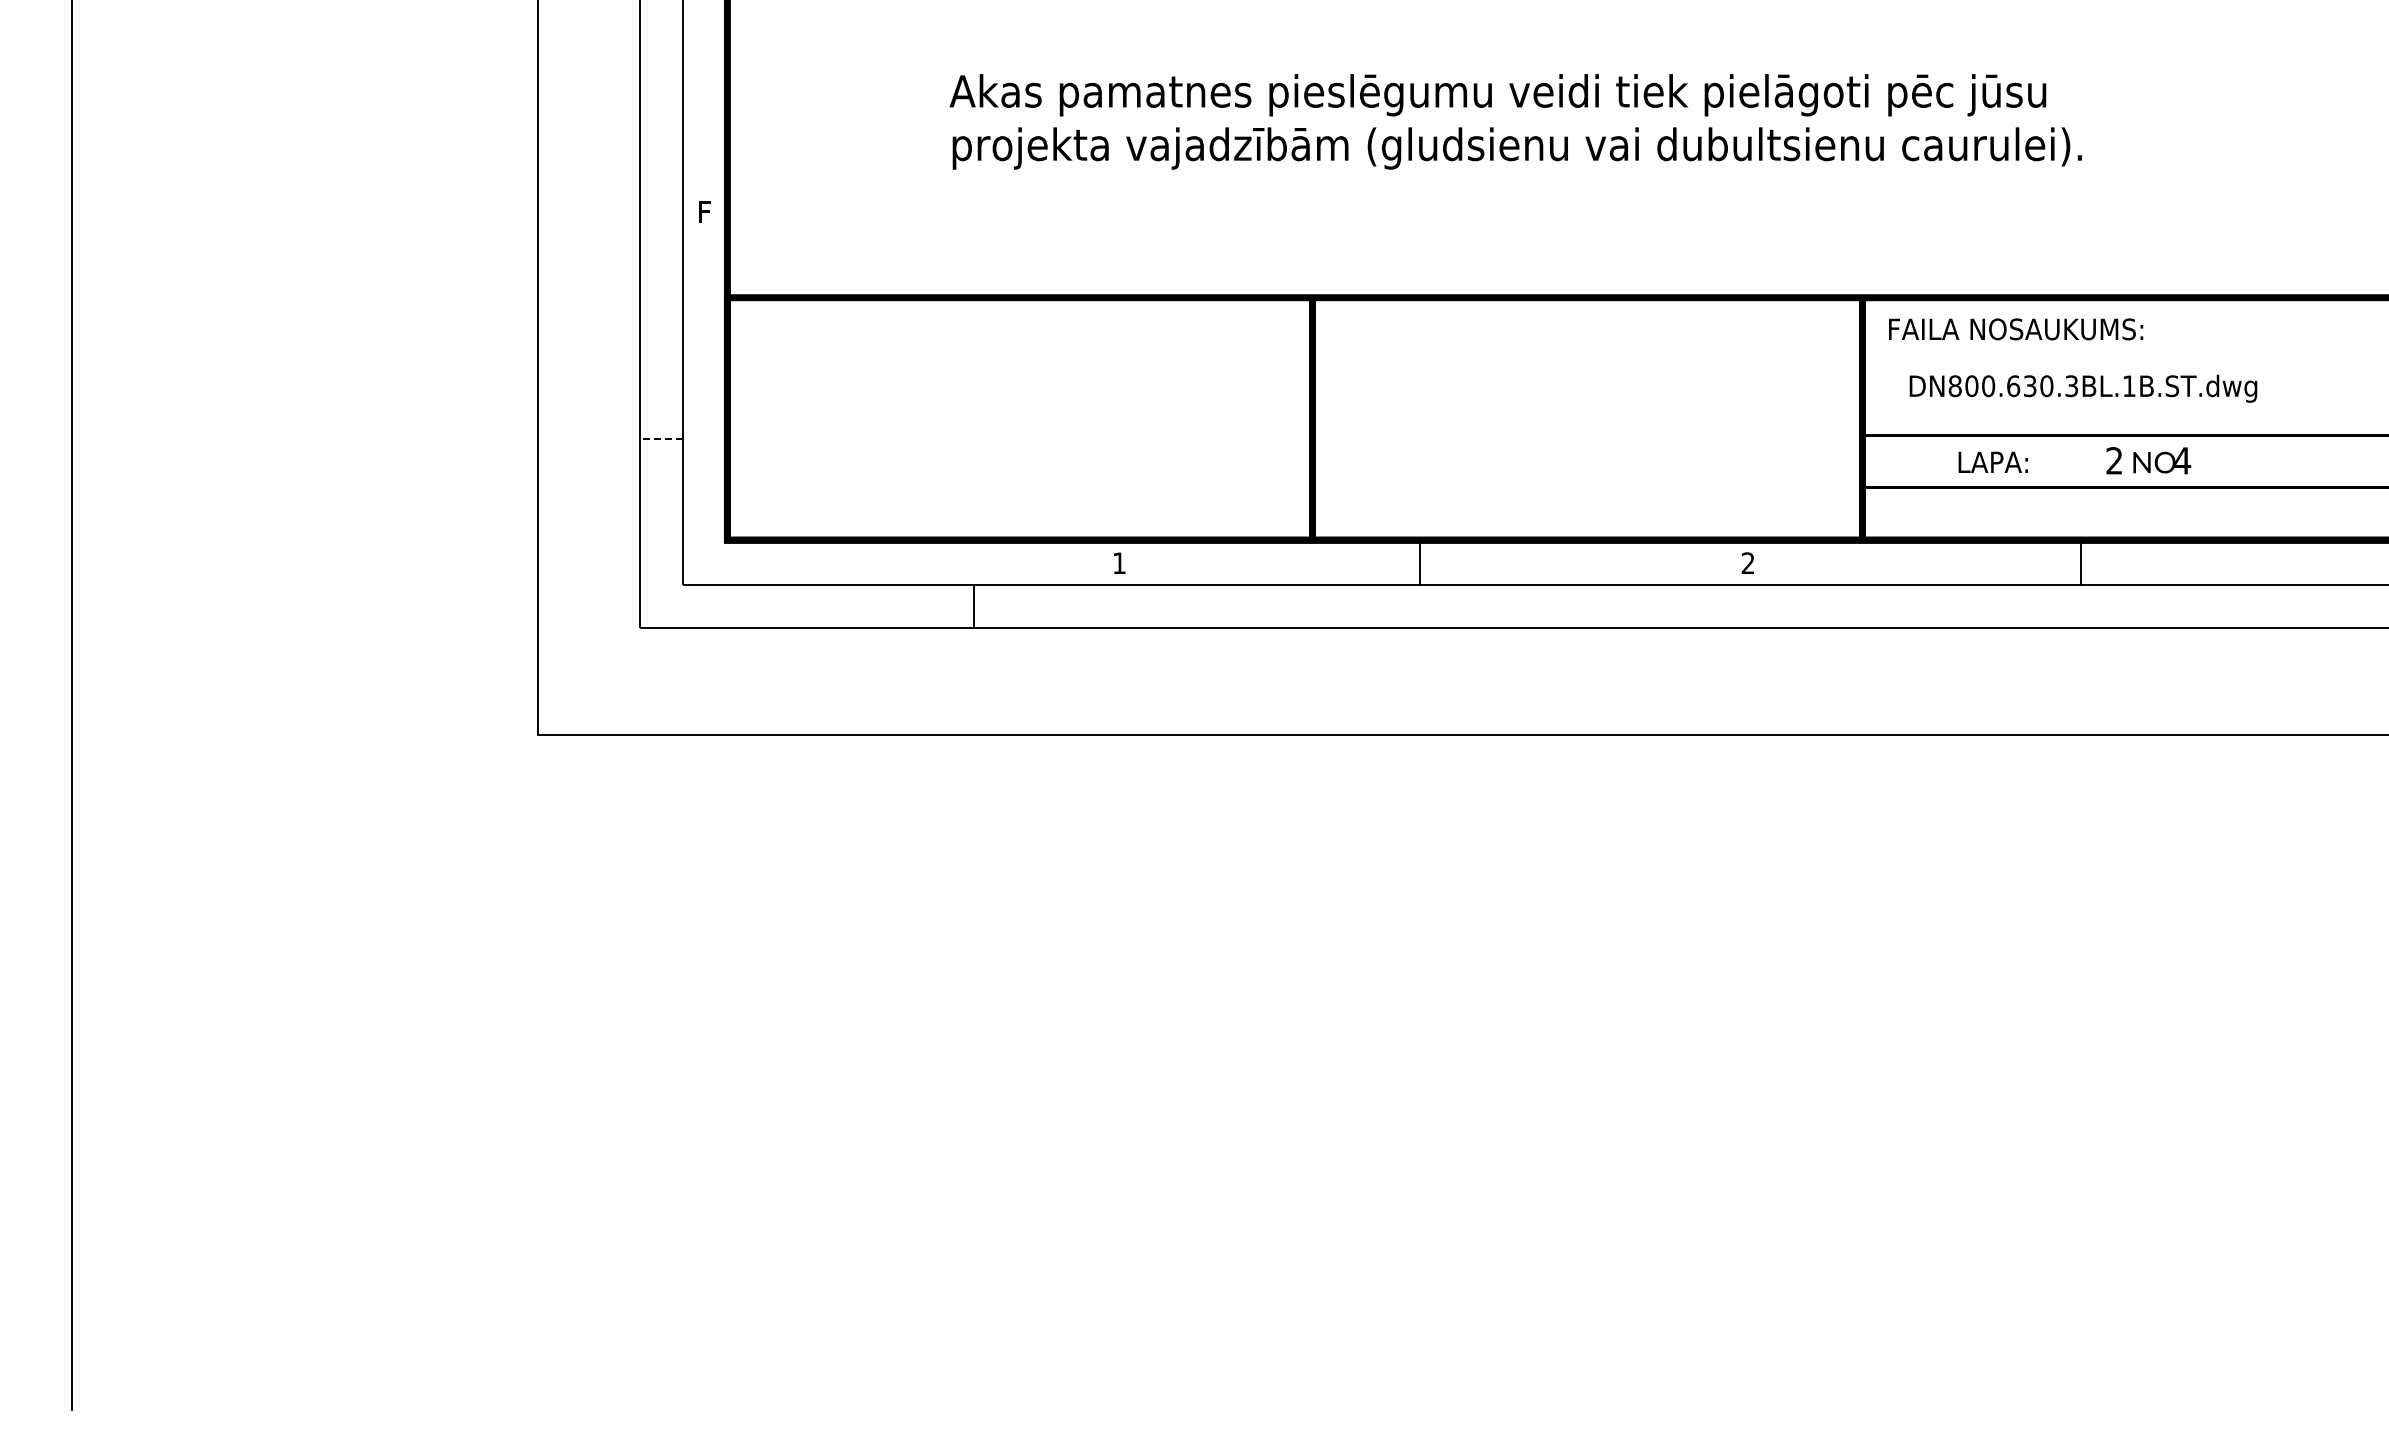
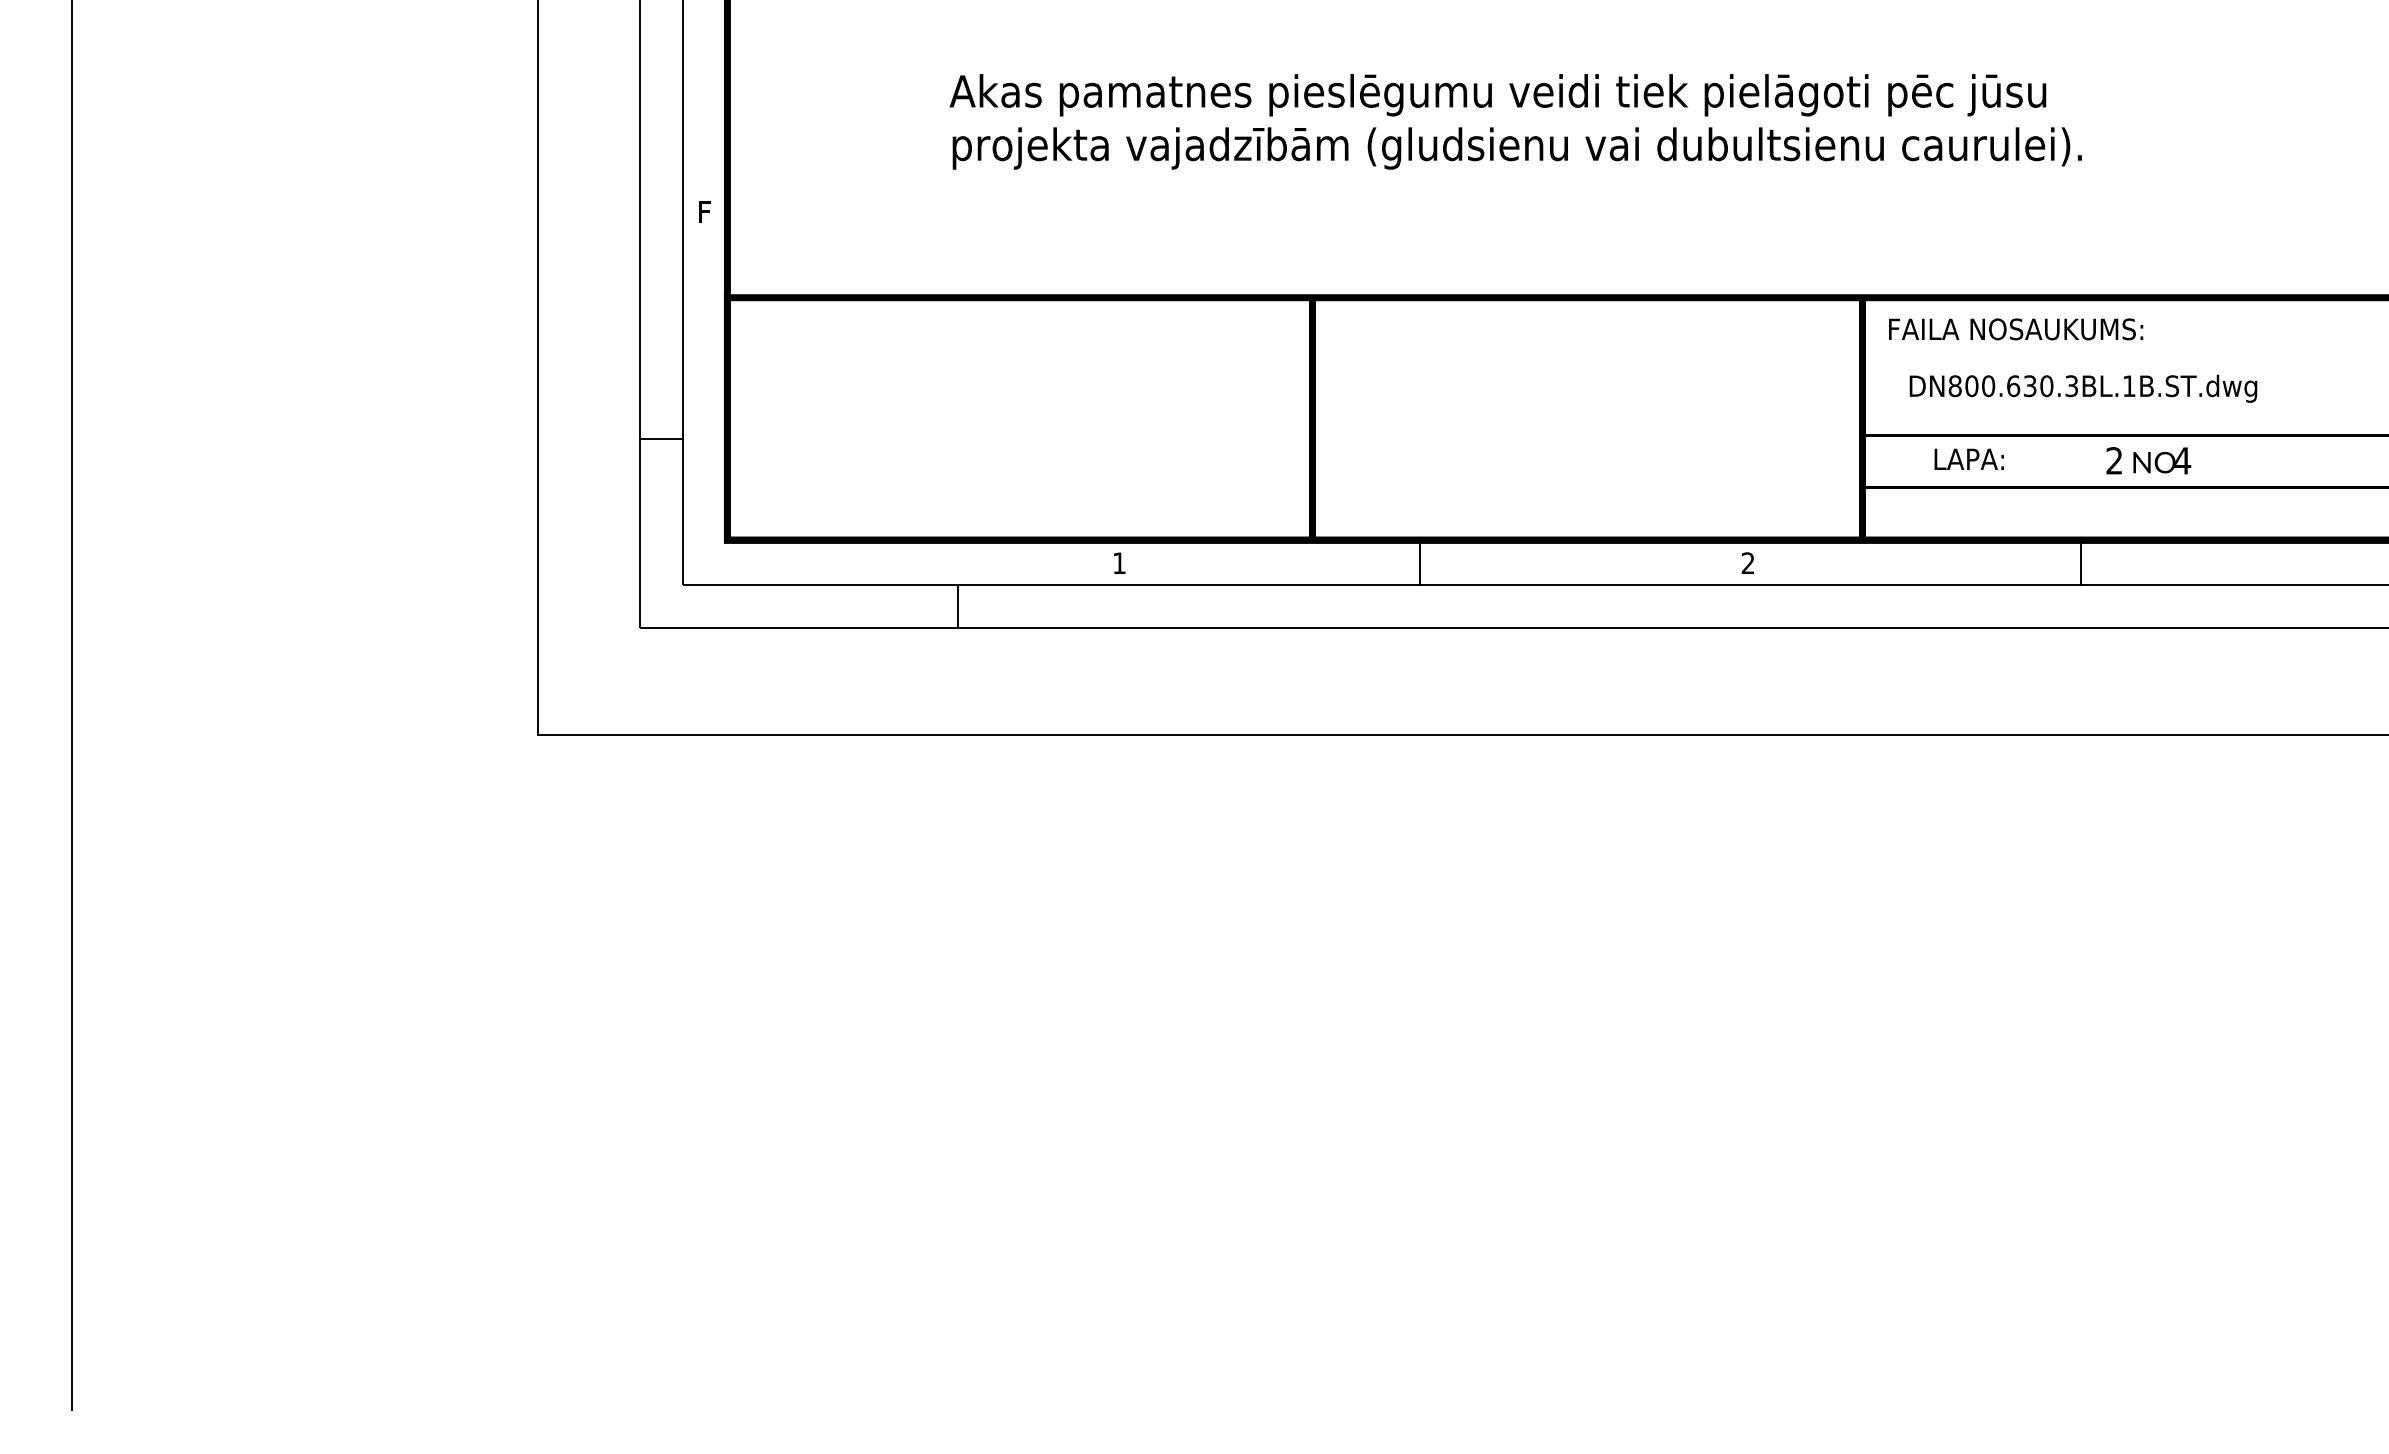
line: dashed -> solid (660, 439)
text position: (1992, 461) -> (1968, 458) (1968, 458)
line position: (974, 605) -> (958, 605) (958, 605)
